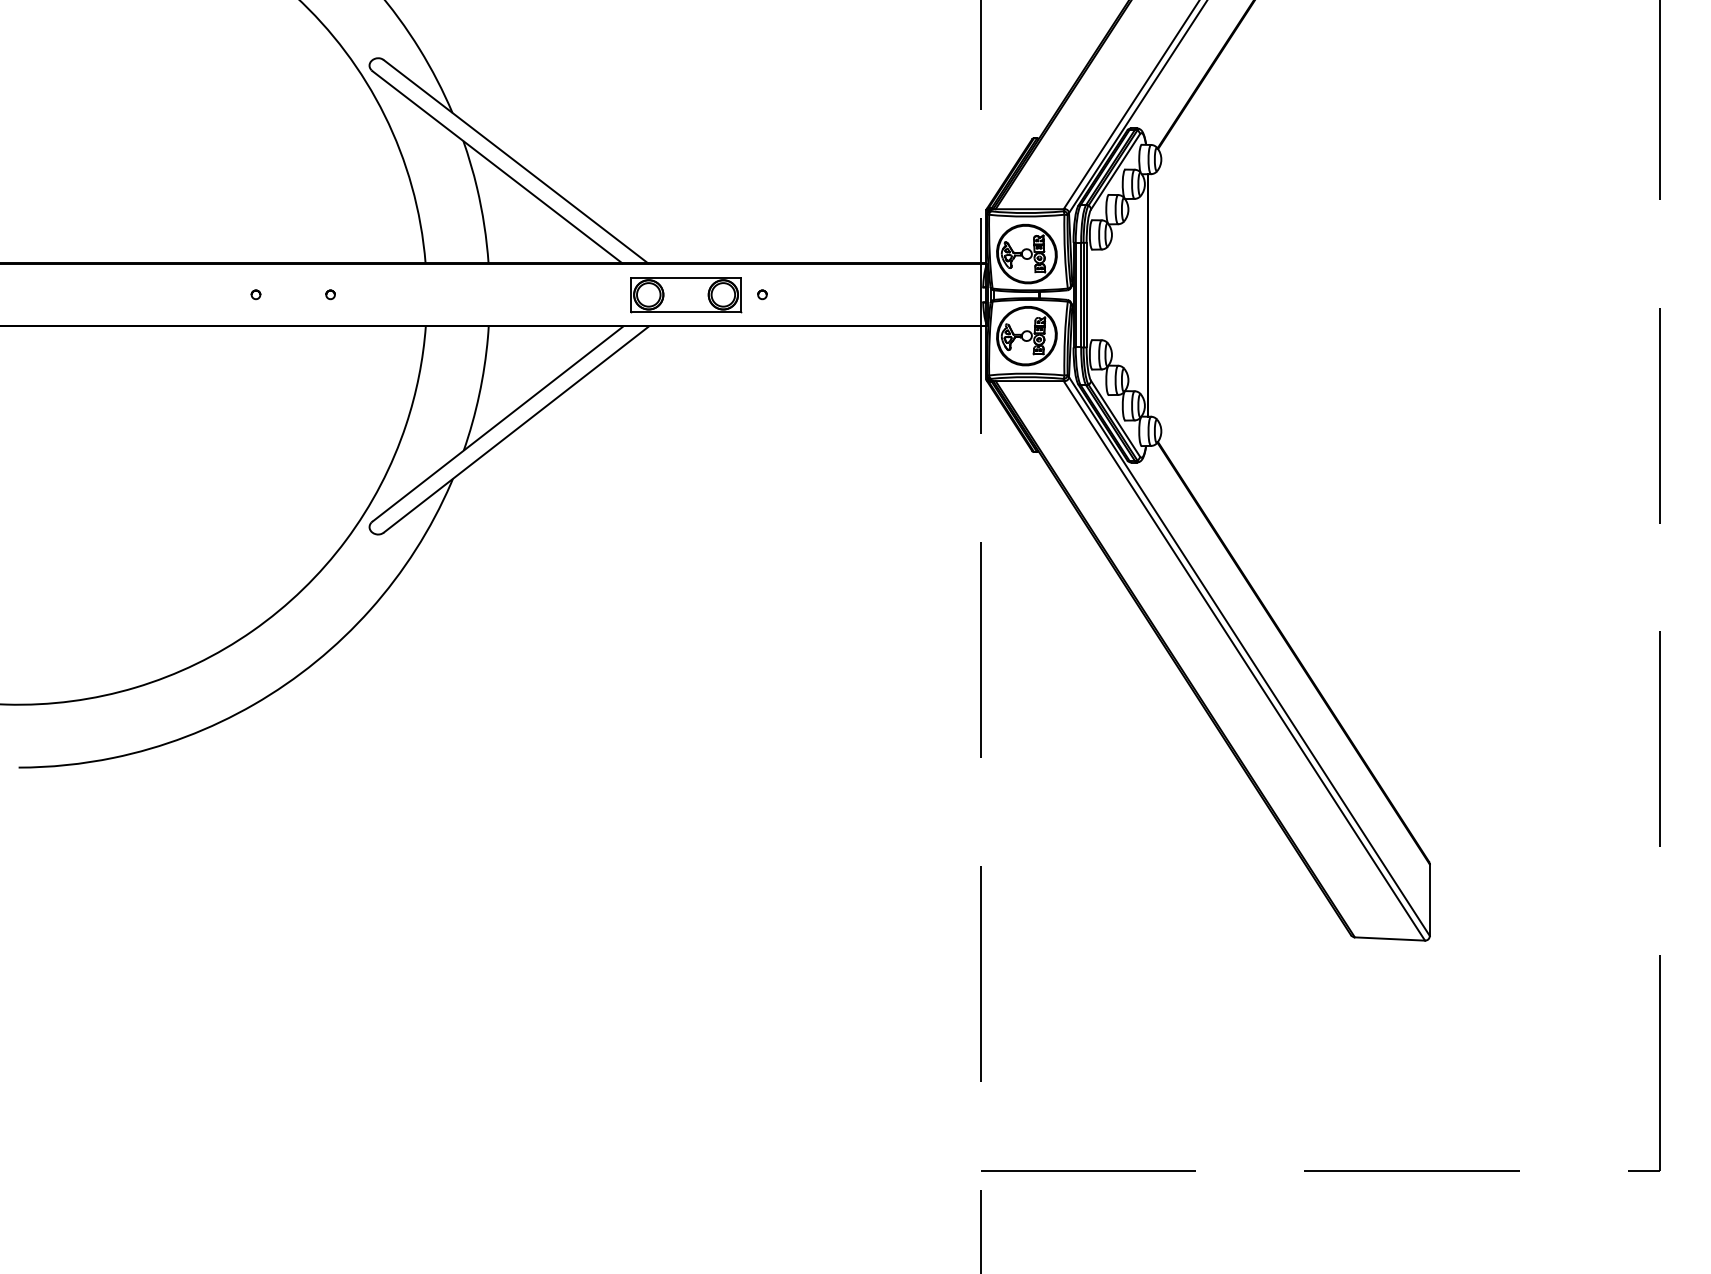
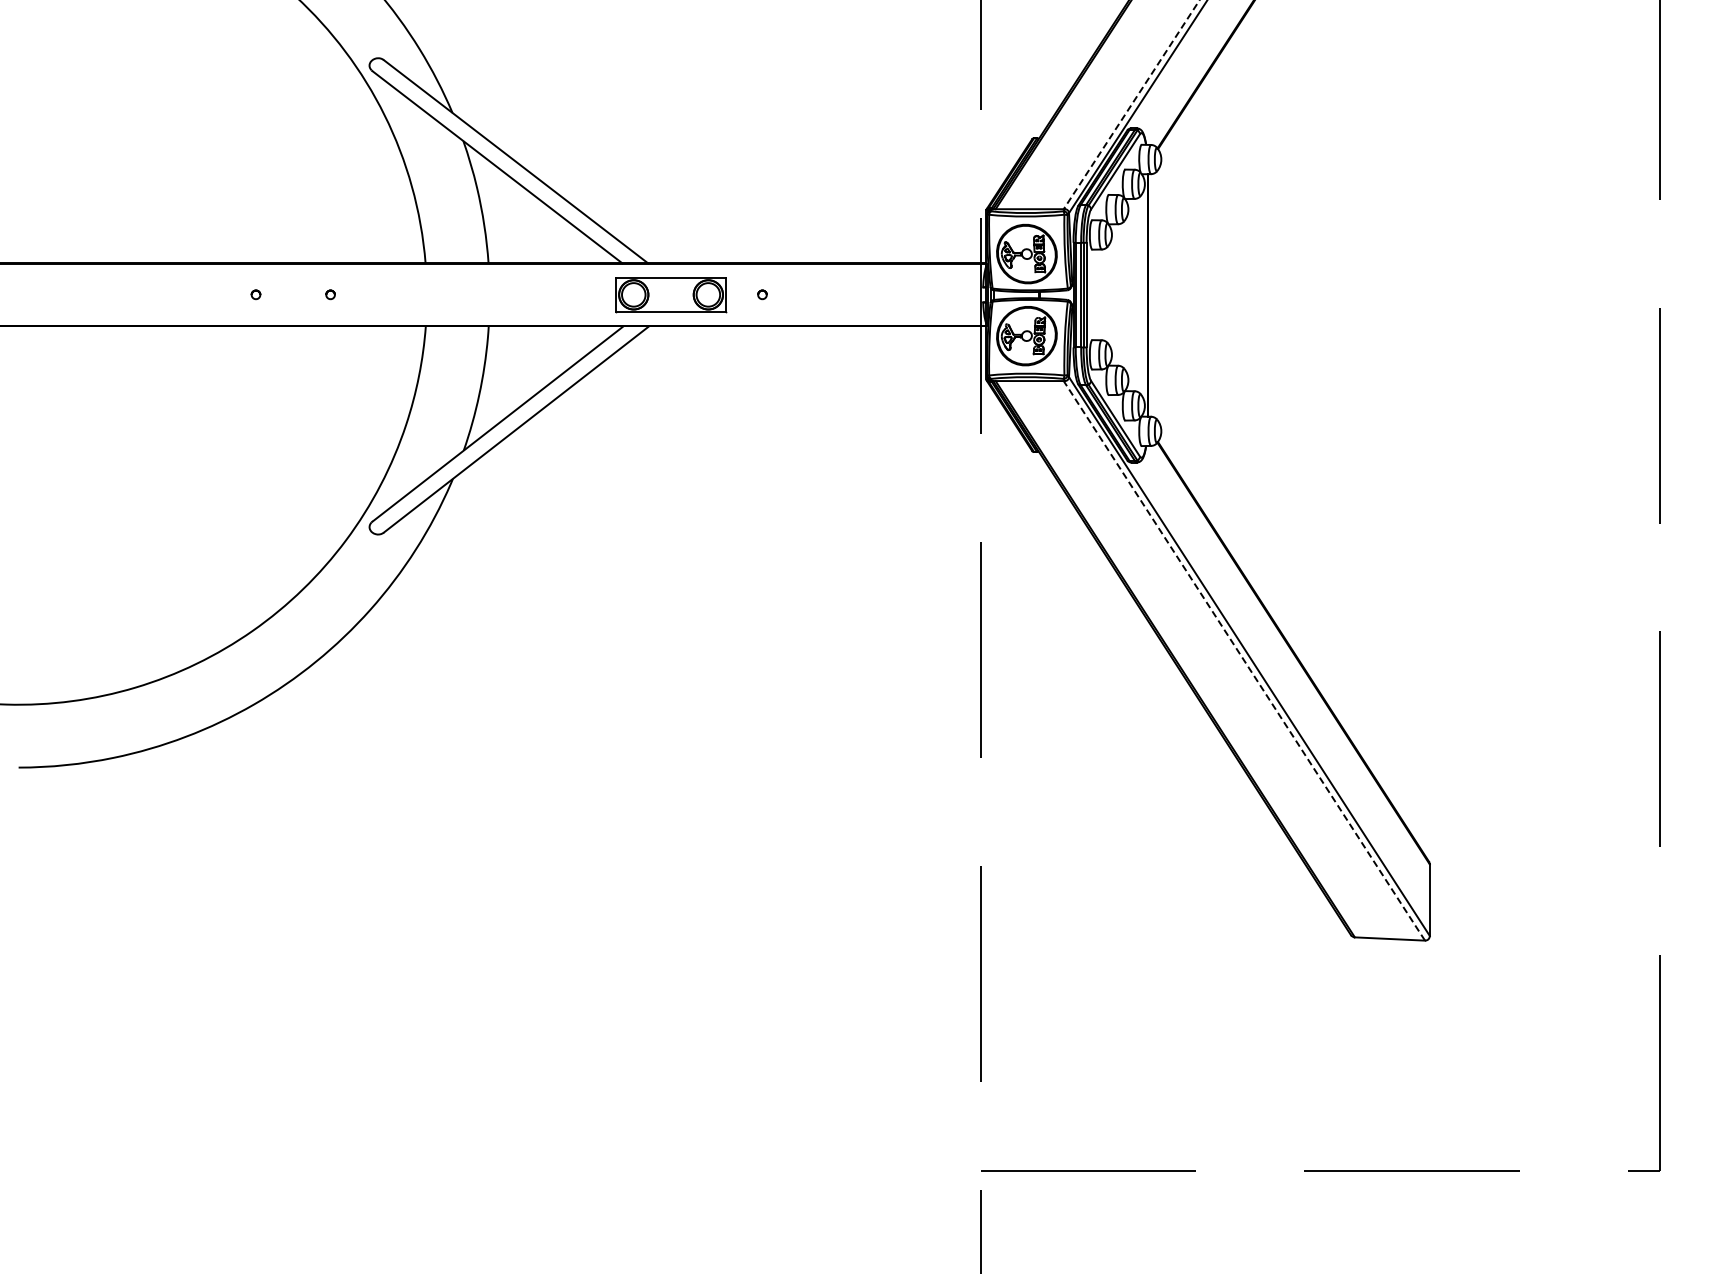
line: solid -> dashed (1131, 105)
part position: (686, 295) -> (671, 295) (671, 295)
line: solid -> dashed (1244, 660)
